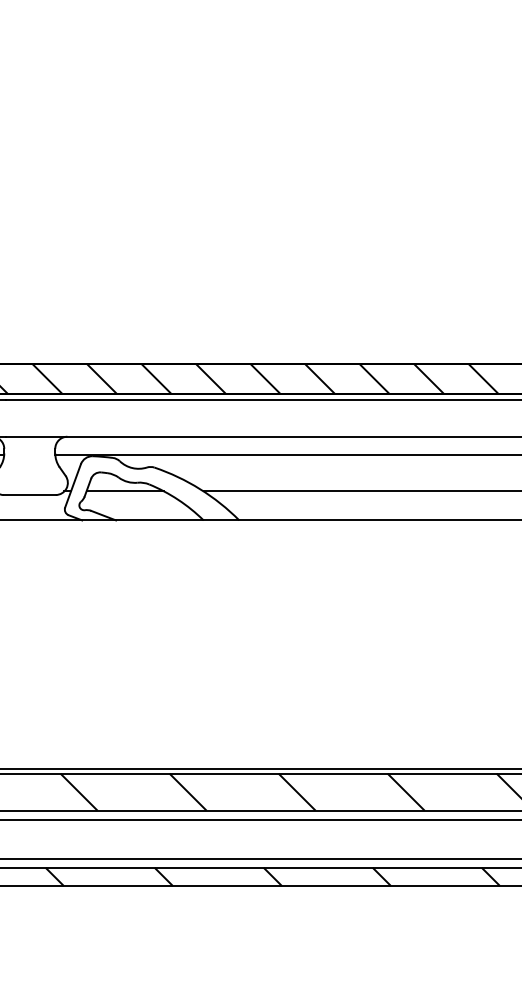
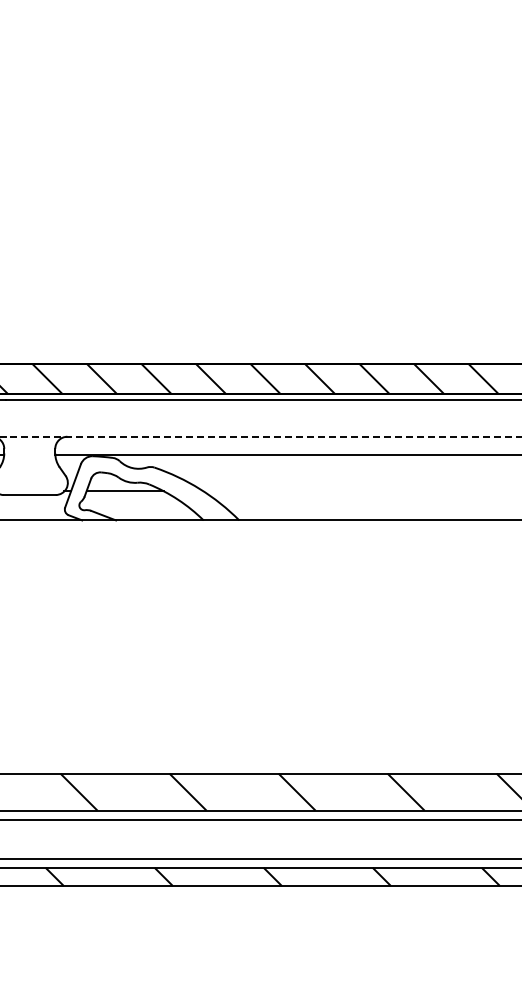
line: solid -> dashed (263, 436)
line: present -> none (360, 491)
line: present -> none (260, 769)
